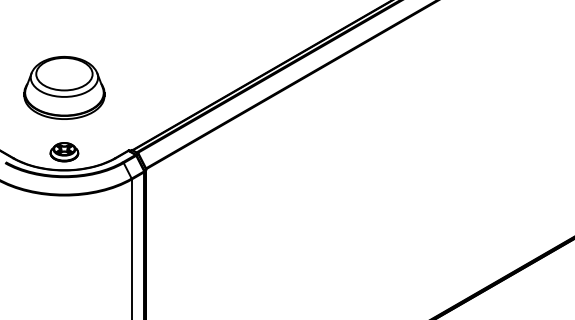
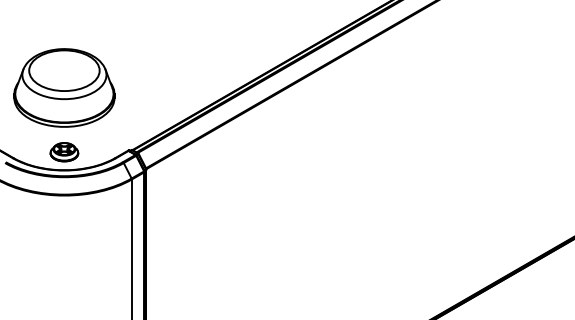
part size: 83x64 px -> 103x80 px (64, 87)
